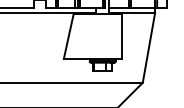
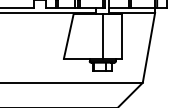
line: none -> present (103, 36)
